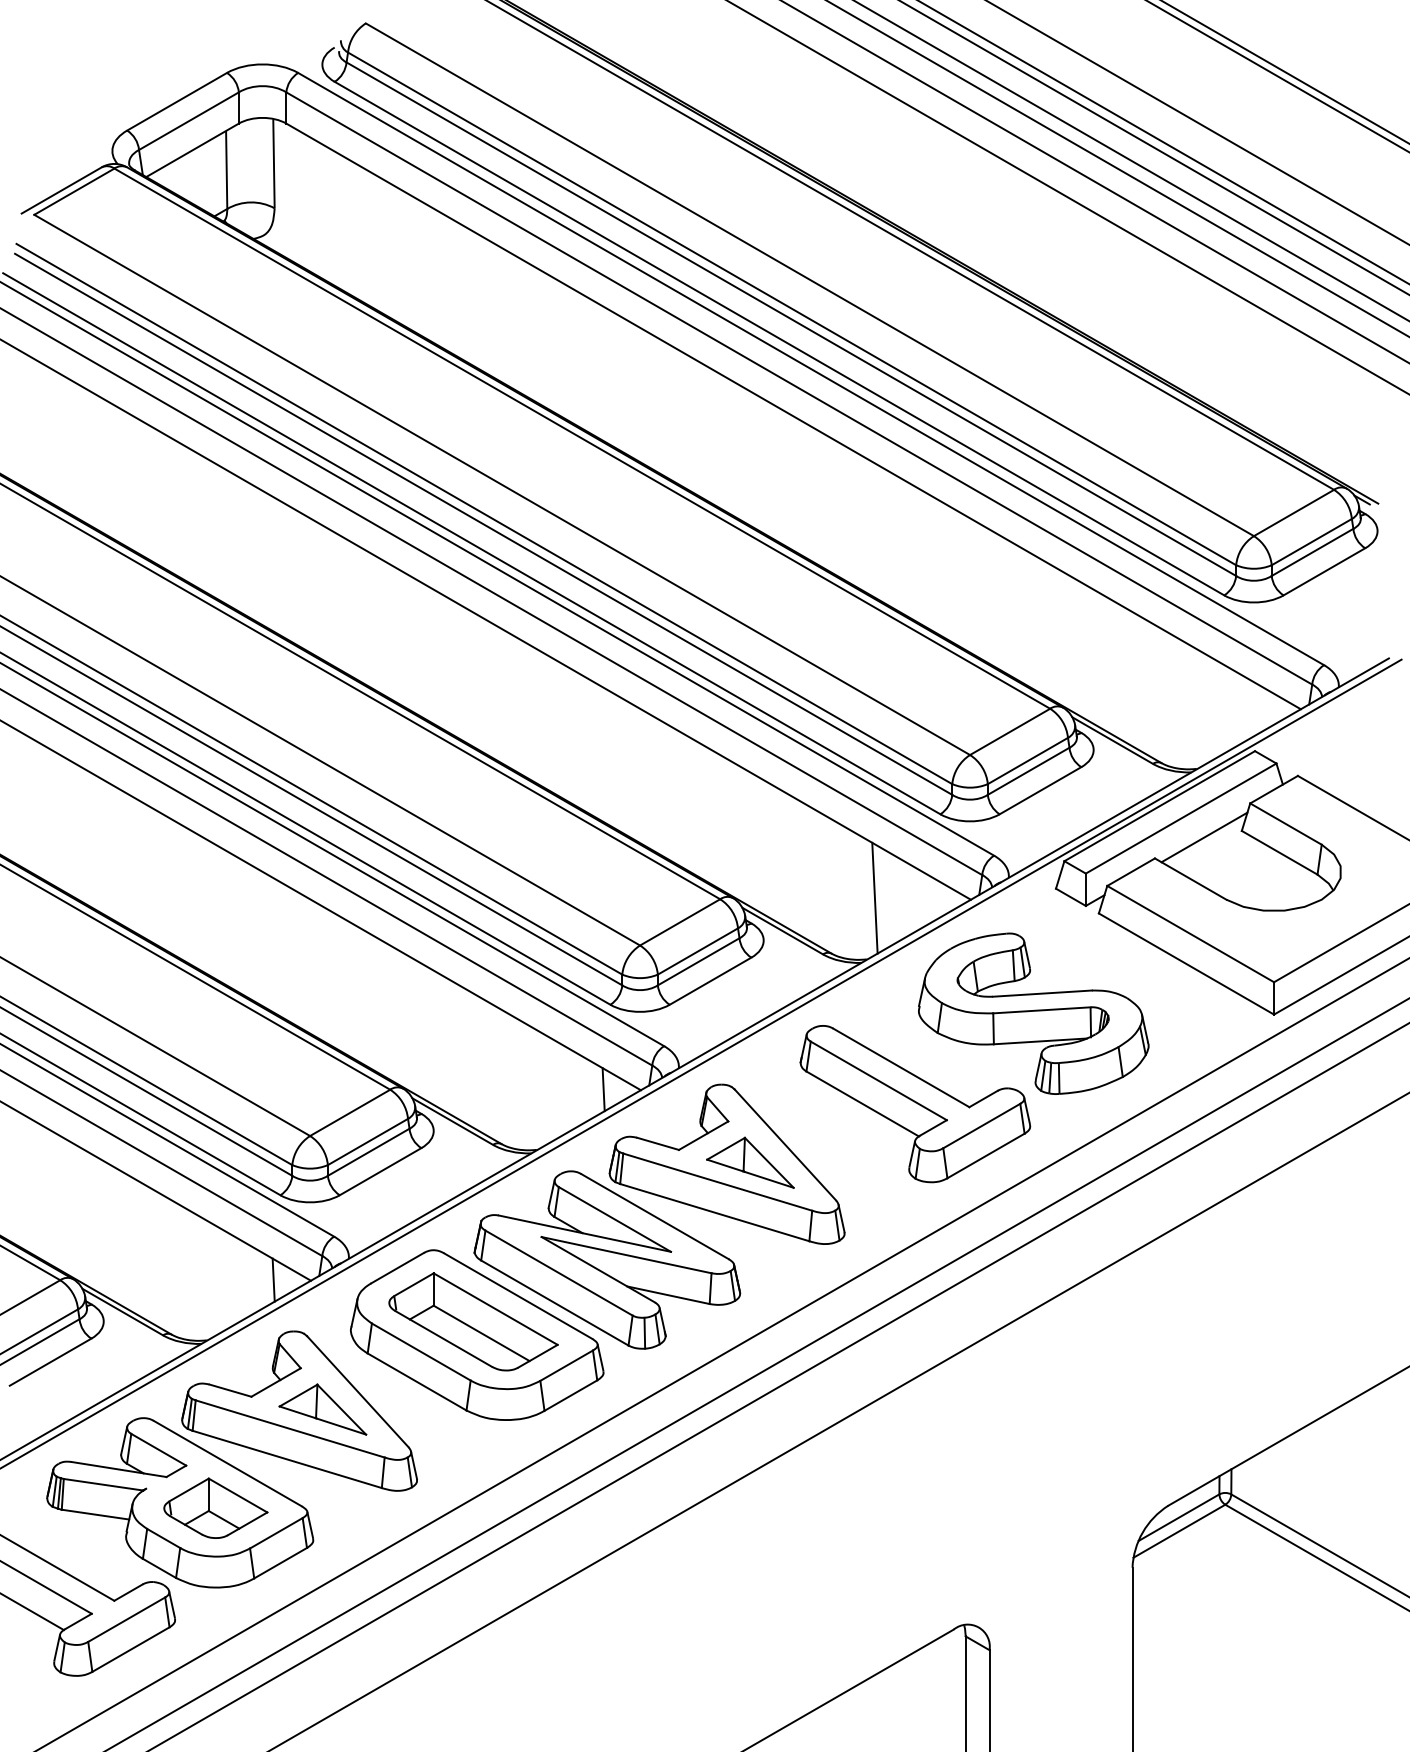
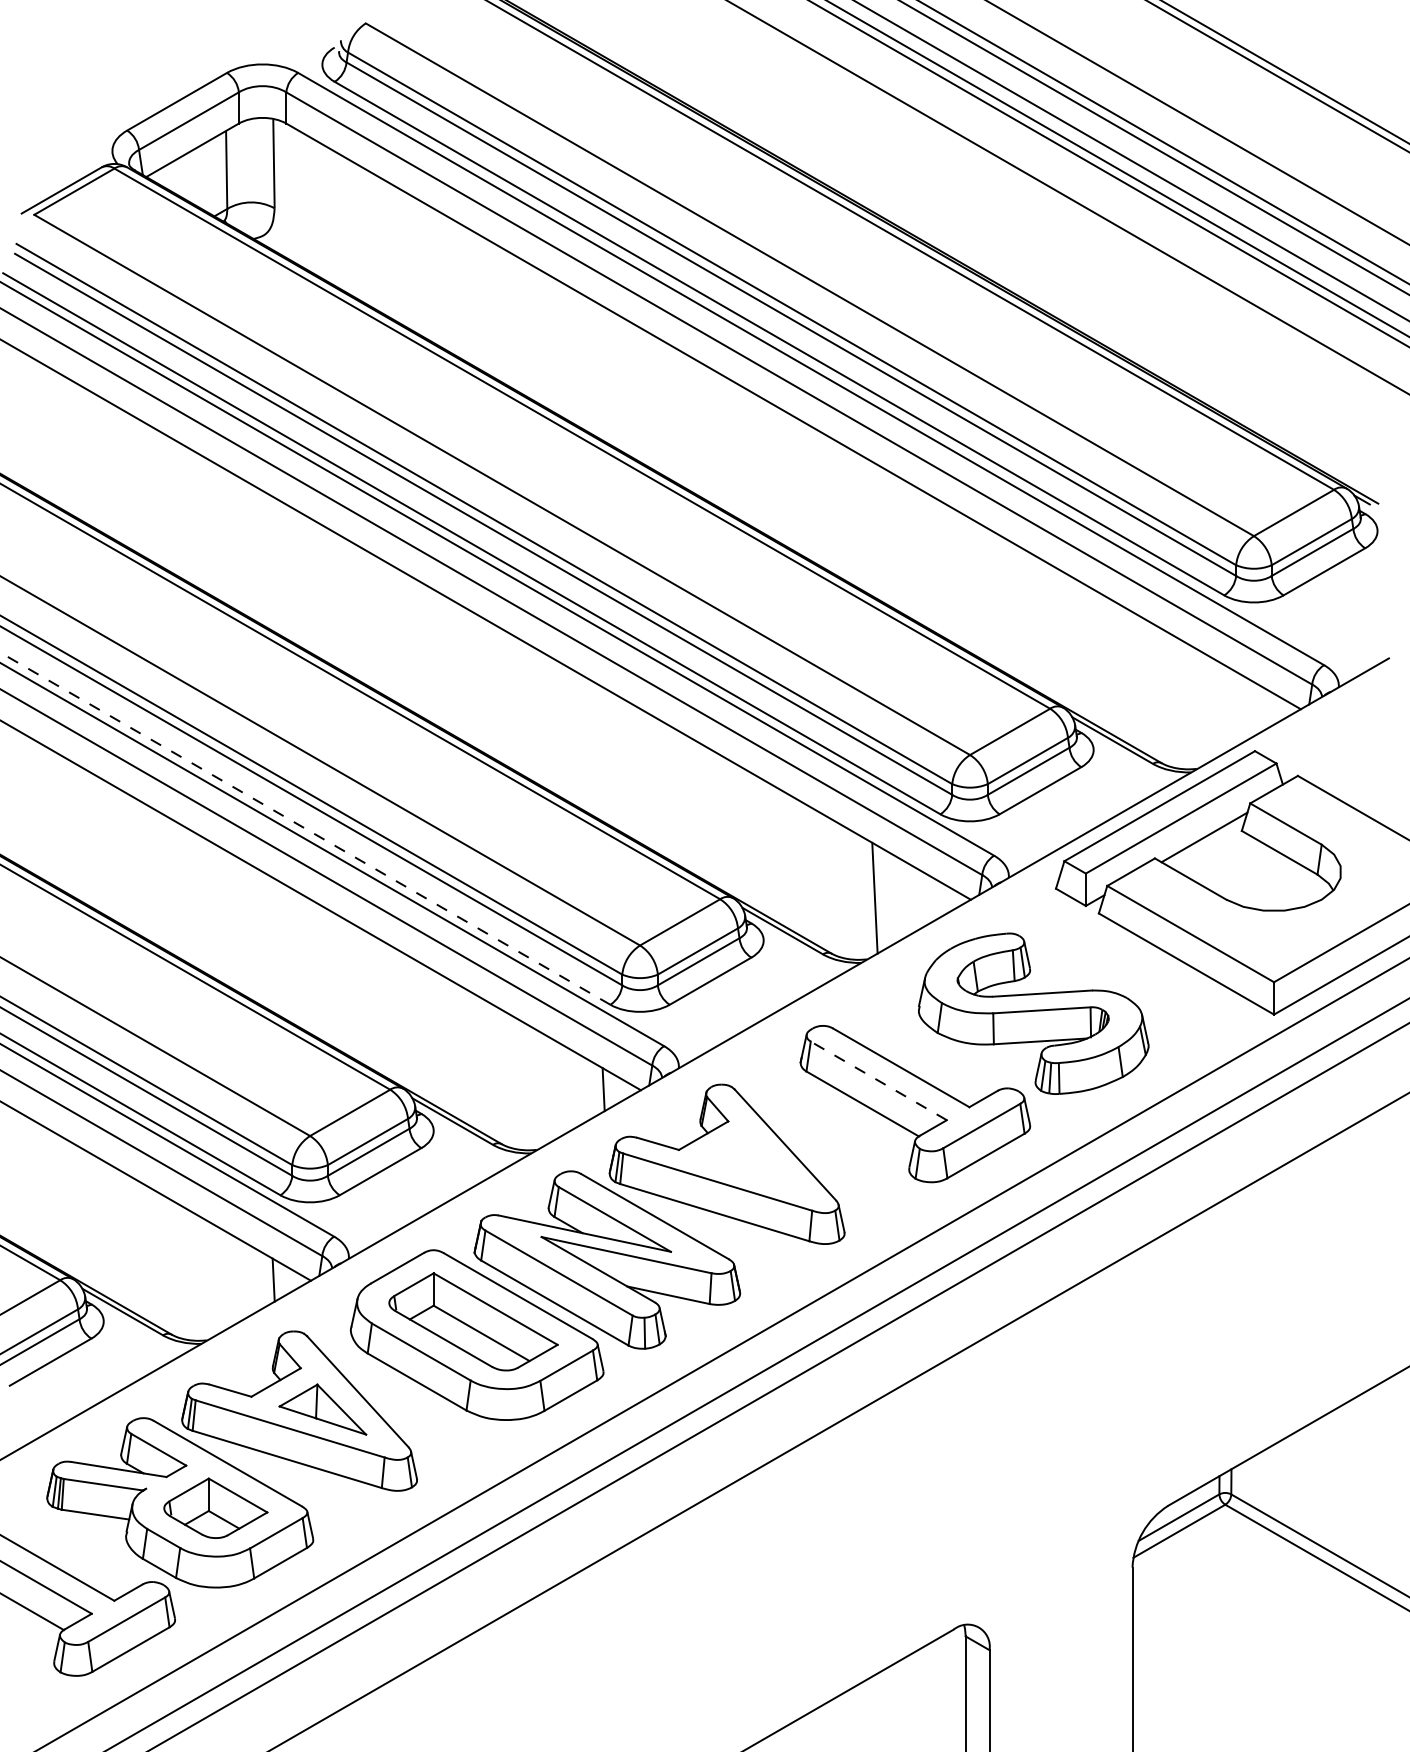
line position: (1094, 181) -> (1108, 173) (1108, 173)
line: solid -> dashed (304, 828)
line: present -> none (701, 1063)
line: solid -> dashed (878, 1080)
part: present -> none (750, 1162)
